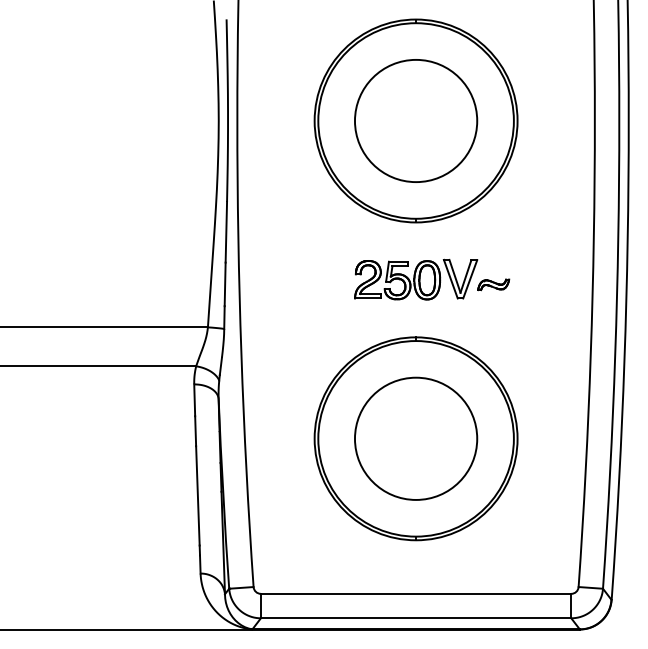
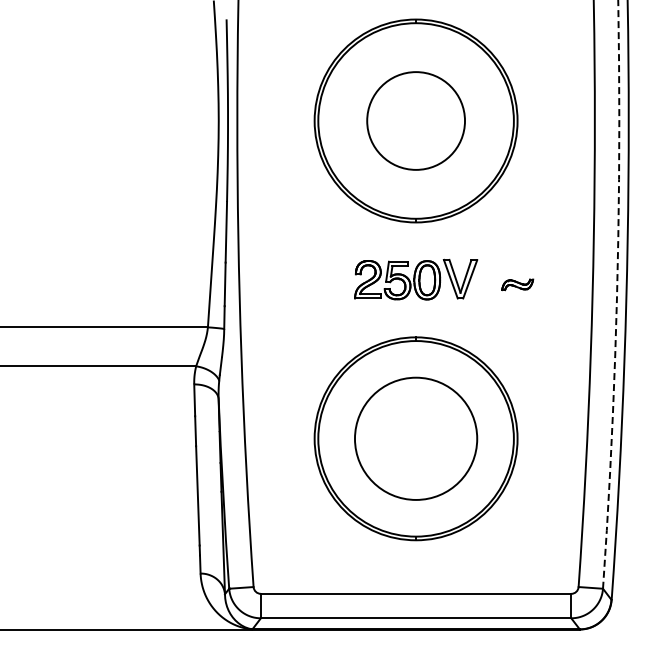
circle diameter: 122 px -> 98 px (416, 120)
part position: (493, 284) -> (517, 284) (517, 284)
arc: solid -> dashed (617, 294)
